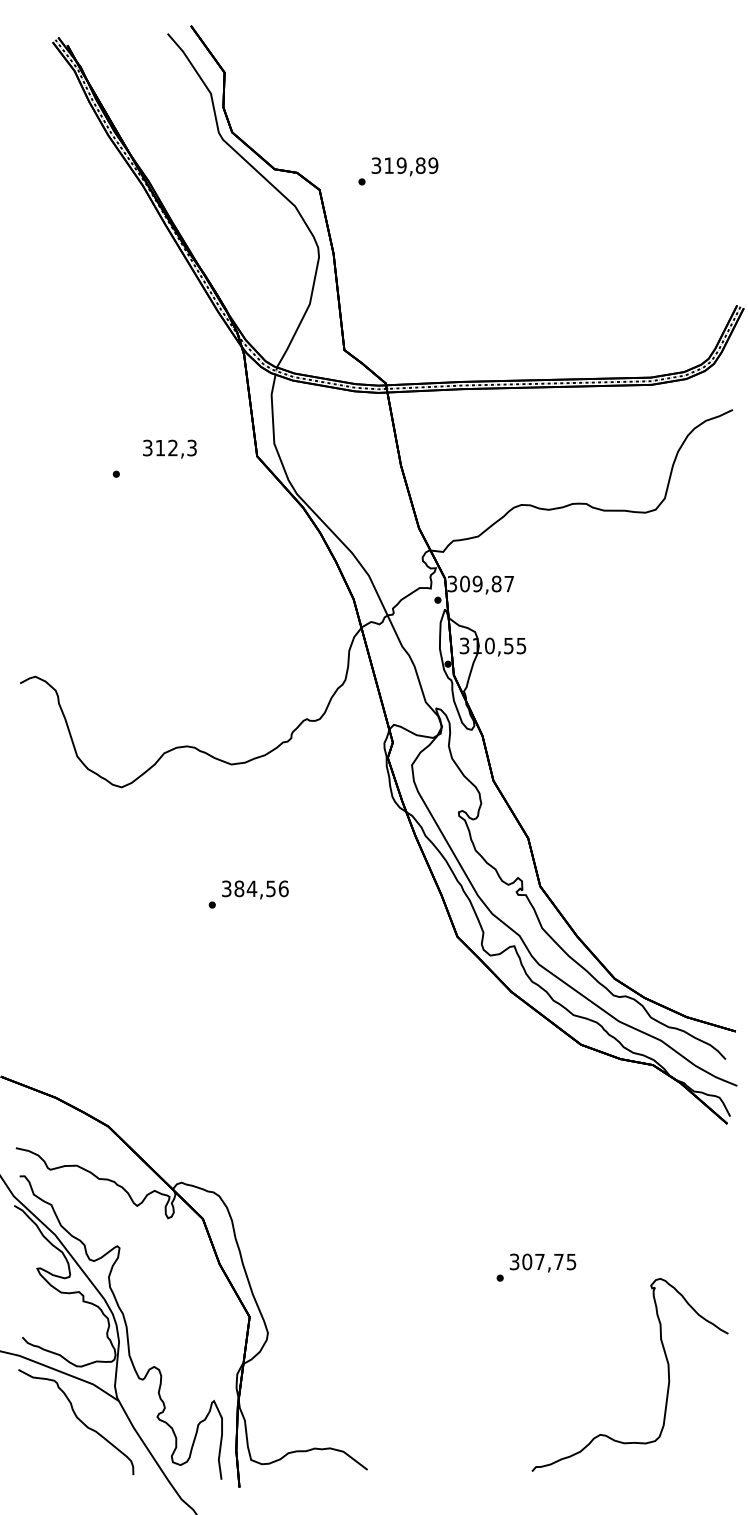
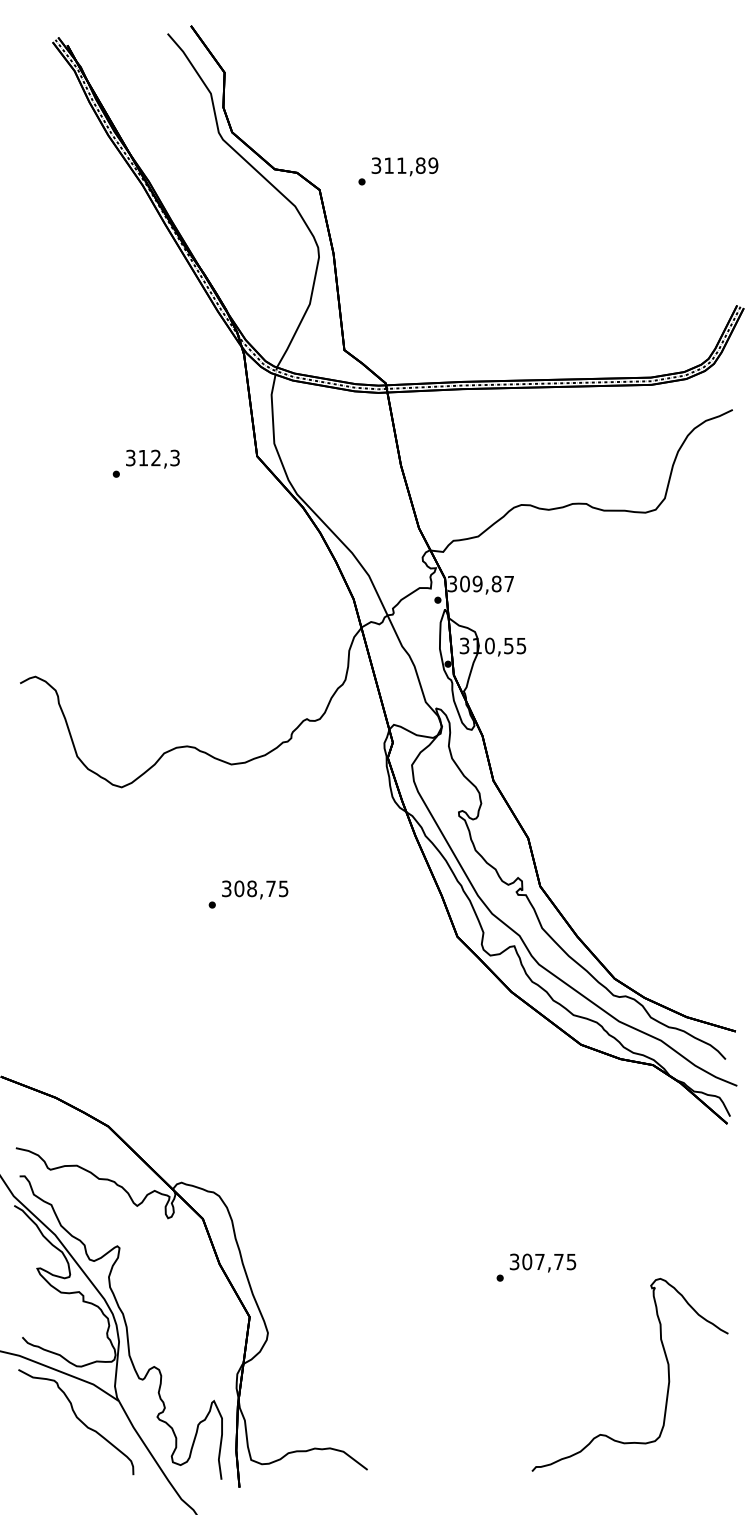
text: 319,89 -> 311,89 (401, 165)
text position: (169, 448) -> (152, 458) (152, 458)
text: 384,56 -> 308,75 (261, 888)
